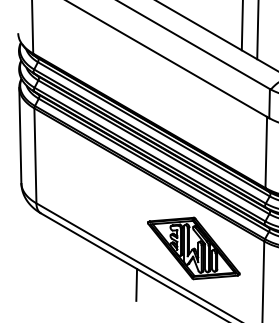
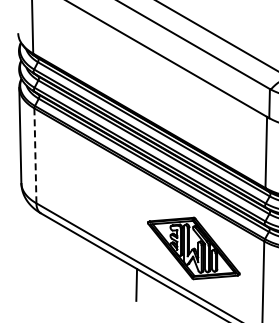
line: present -> none (241, 26)
line: present -> none (257, 30)
line: solid -> dashed (35, 155)
